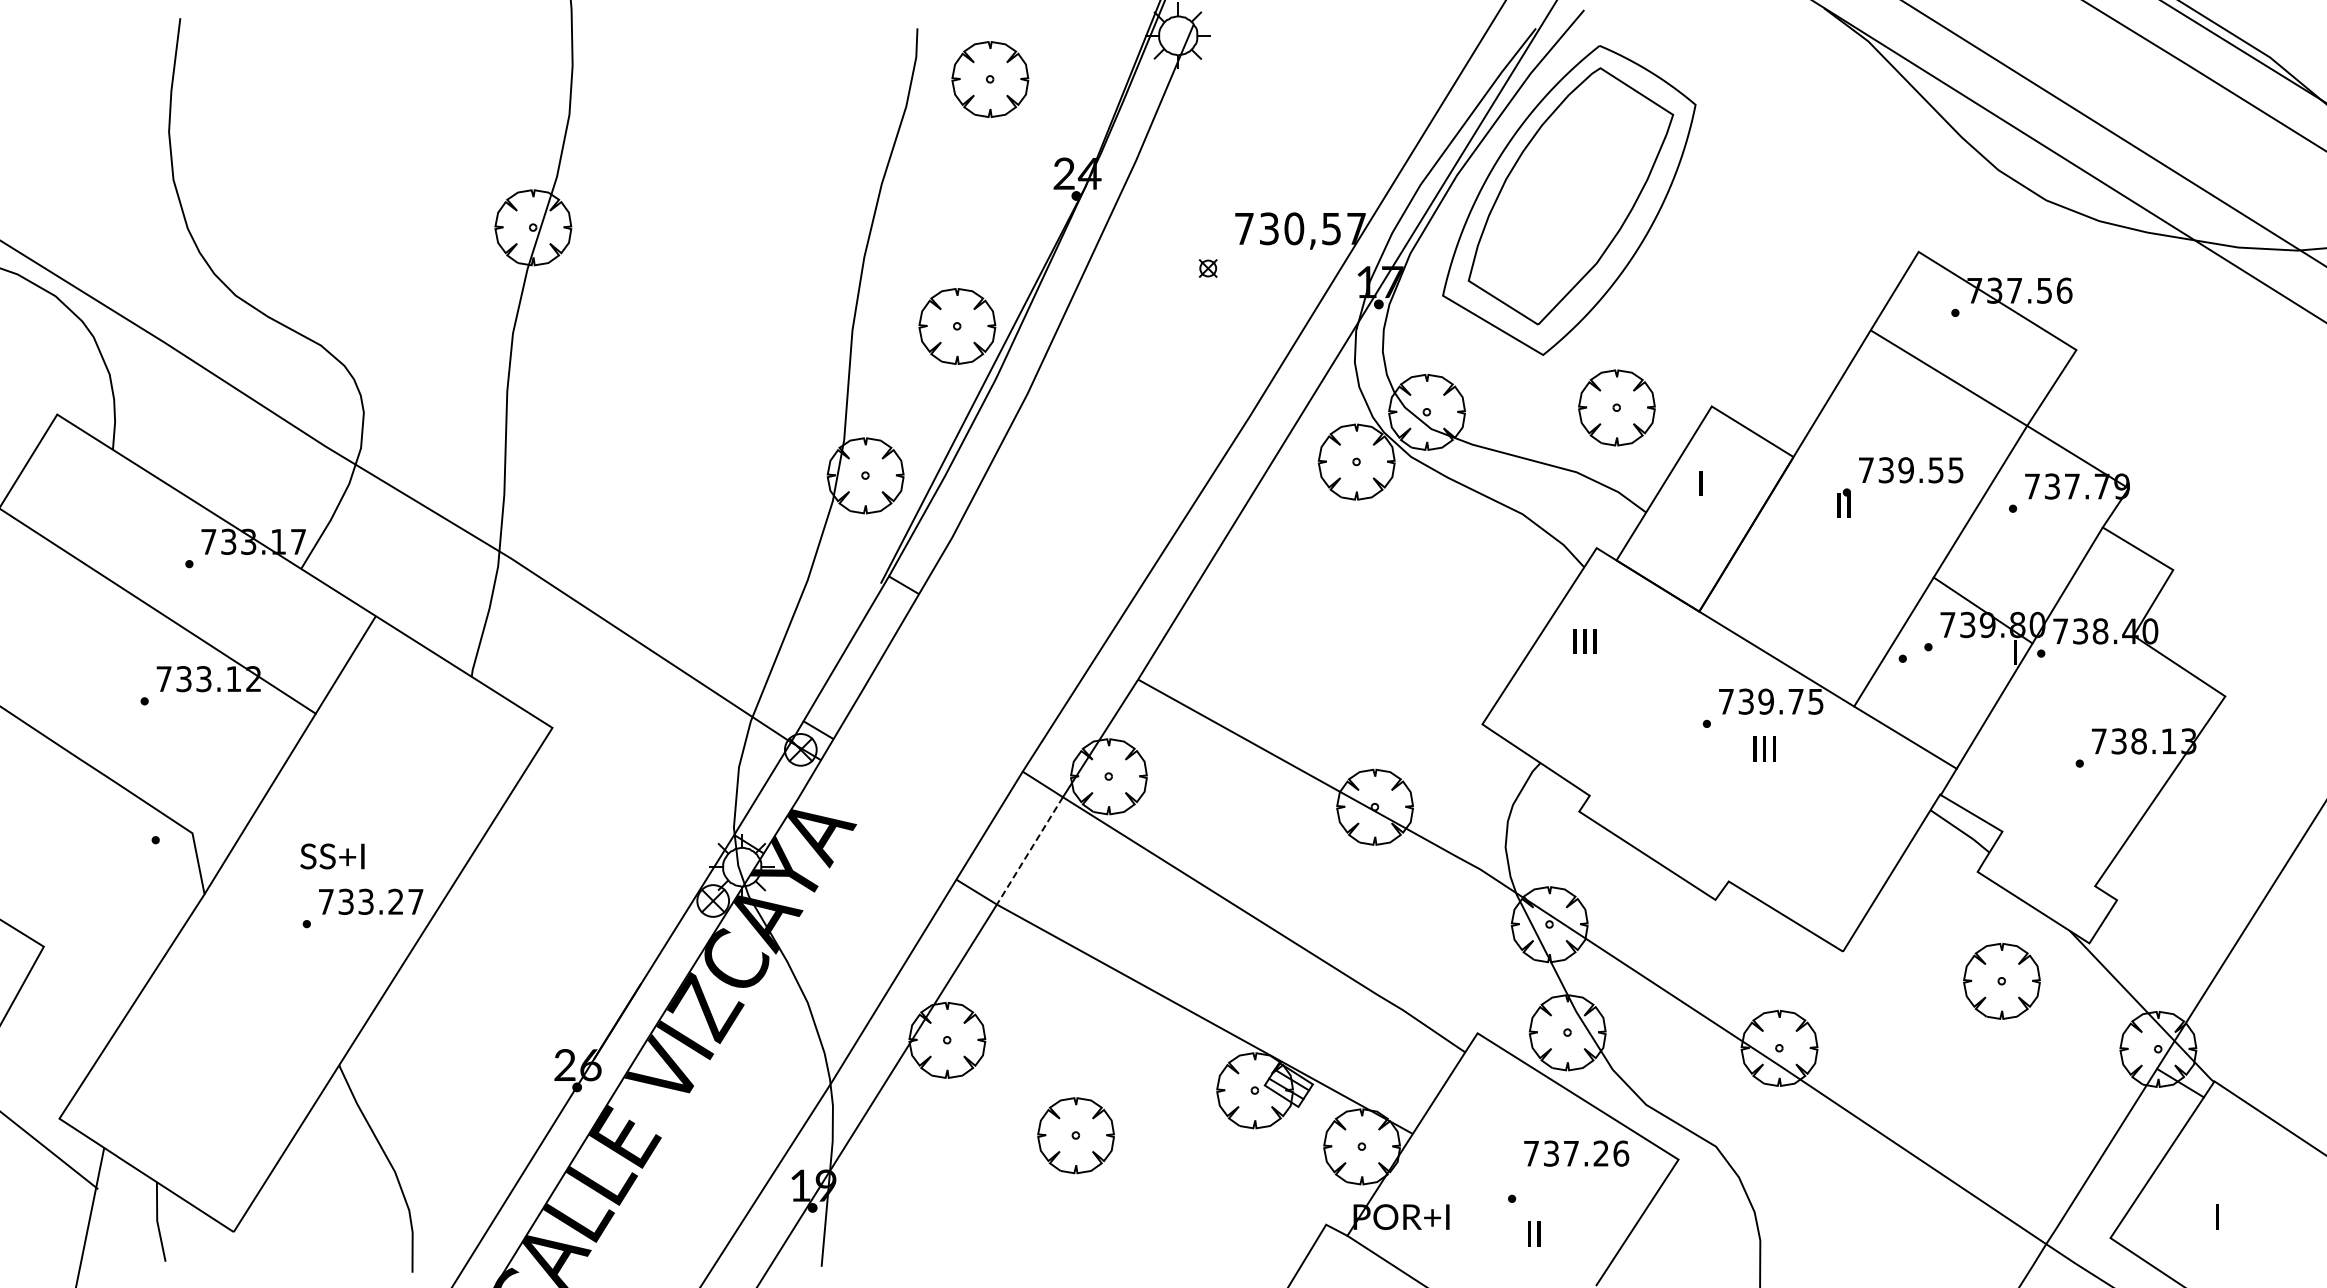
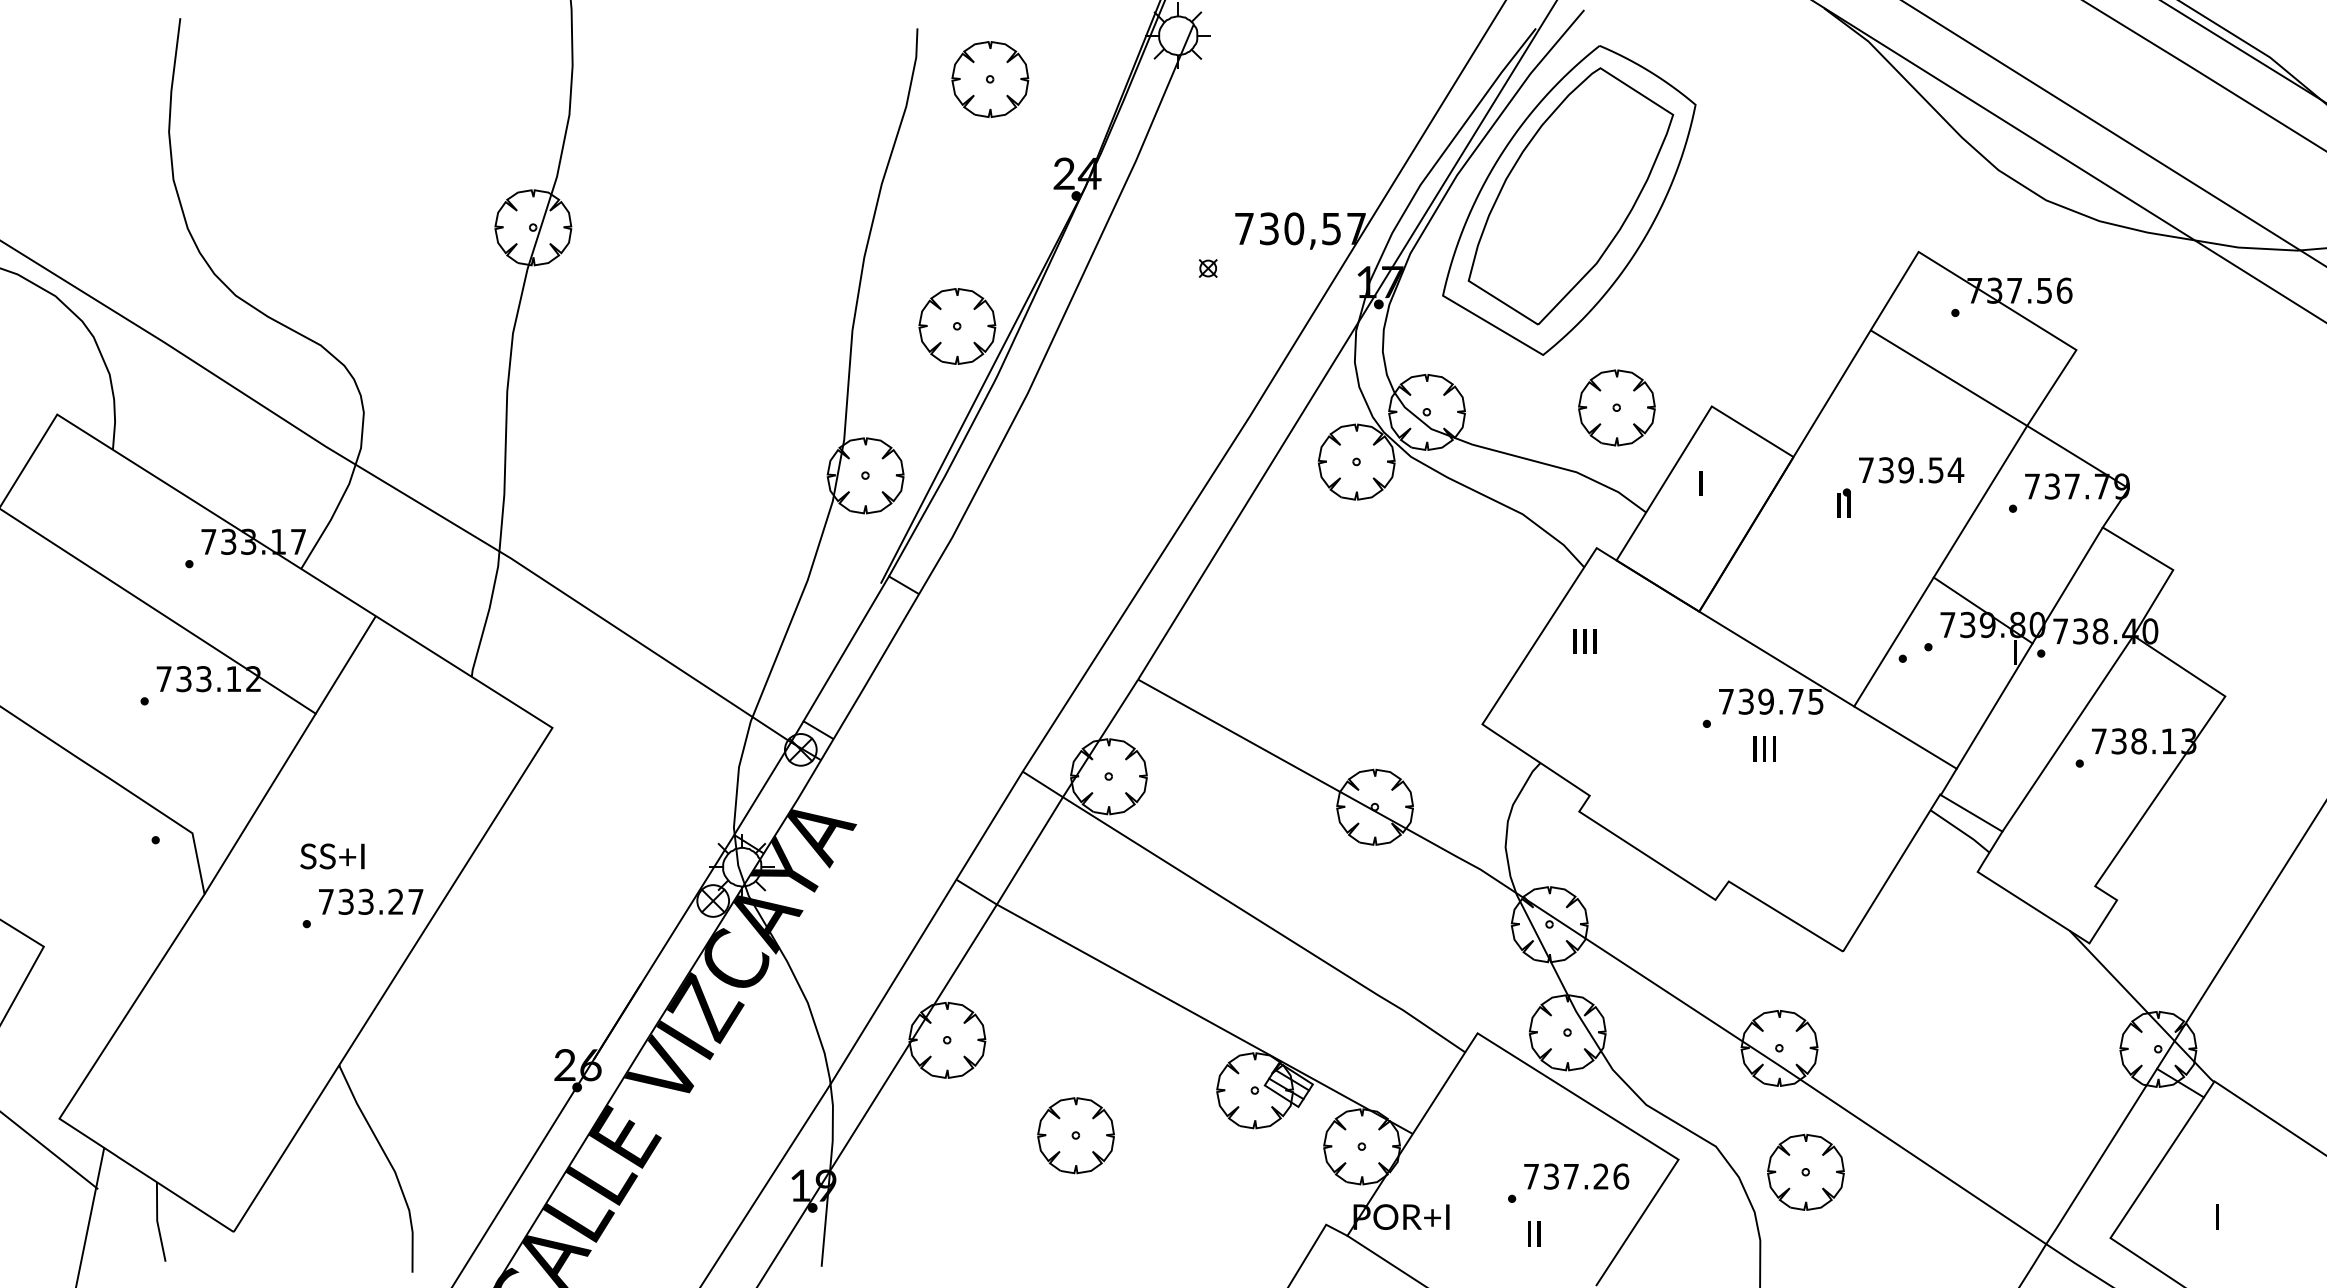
text: 739.55 -> 739.54 (1955, 470)
line: none -> present (2067, 733)
line: dashed -> solid (1029, 851)
part position: (2001, 980) -> (1805, 1171) (1805, 1171)
text position: (1576, 1153) -> (1576, 1176) (1576, 1176)
